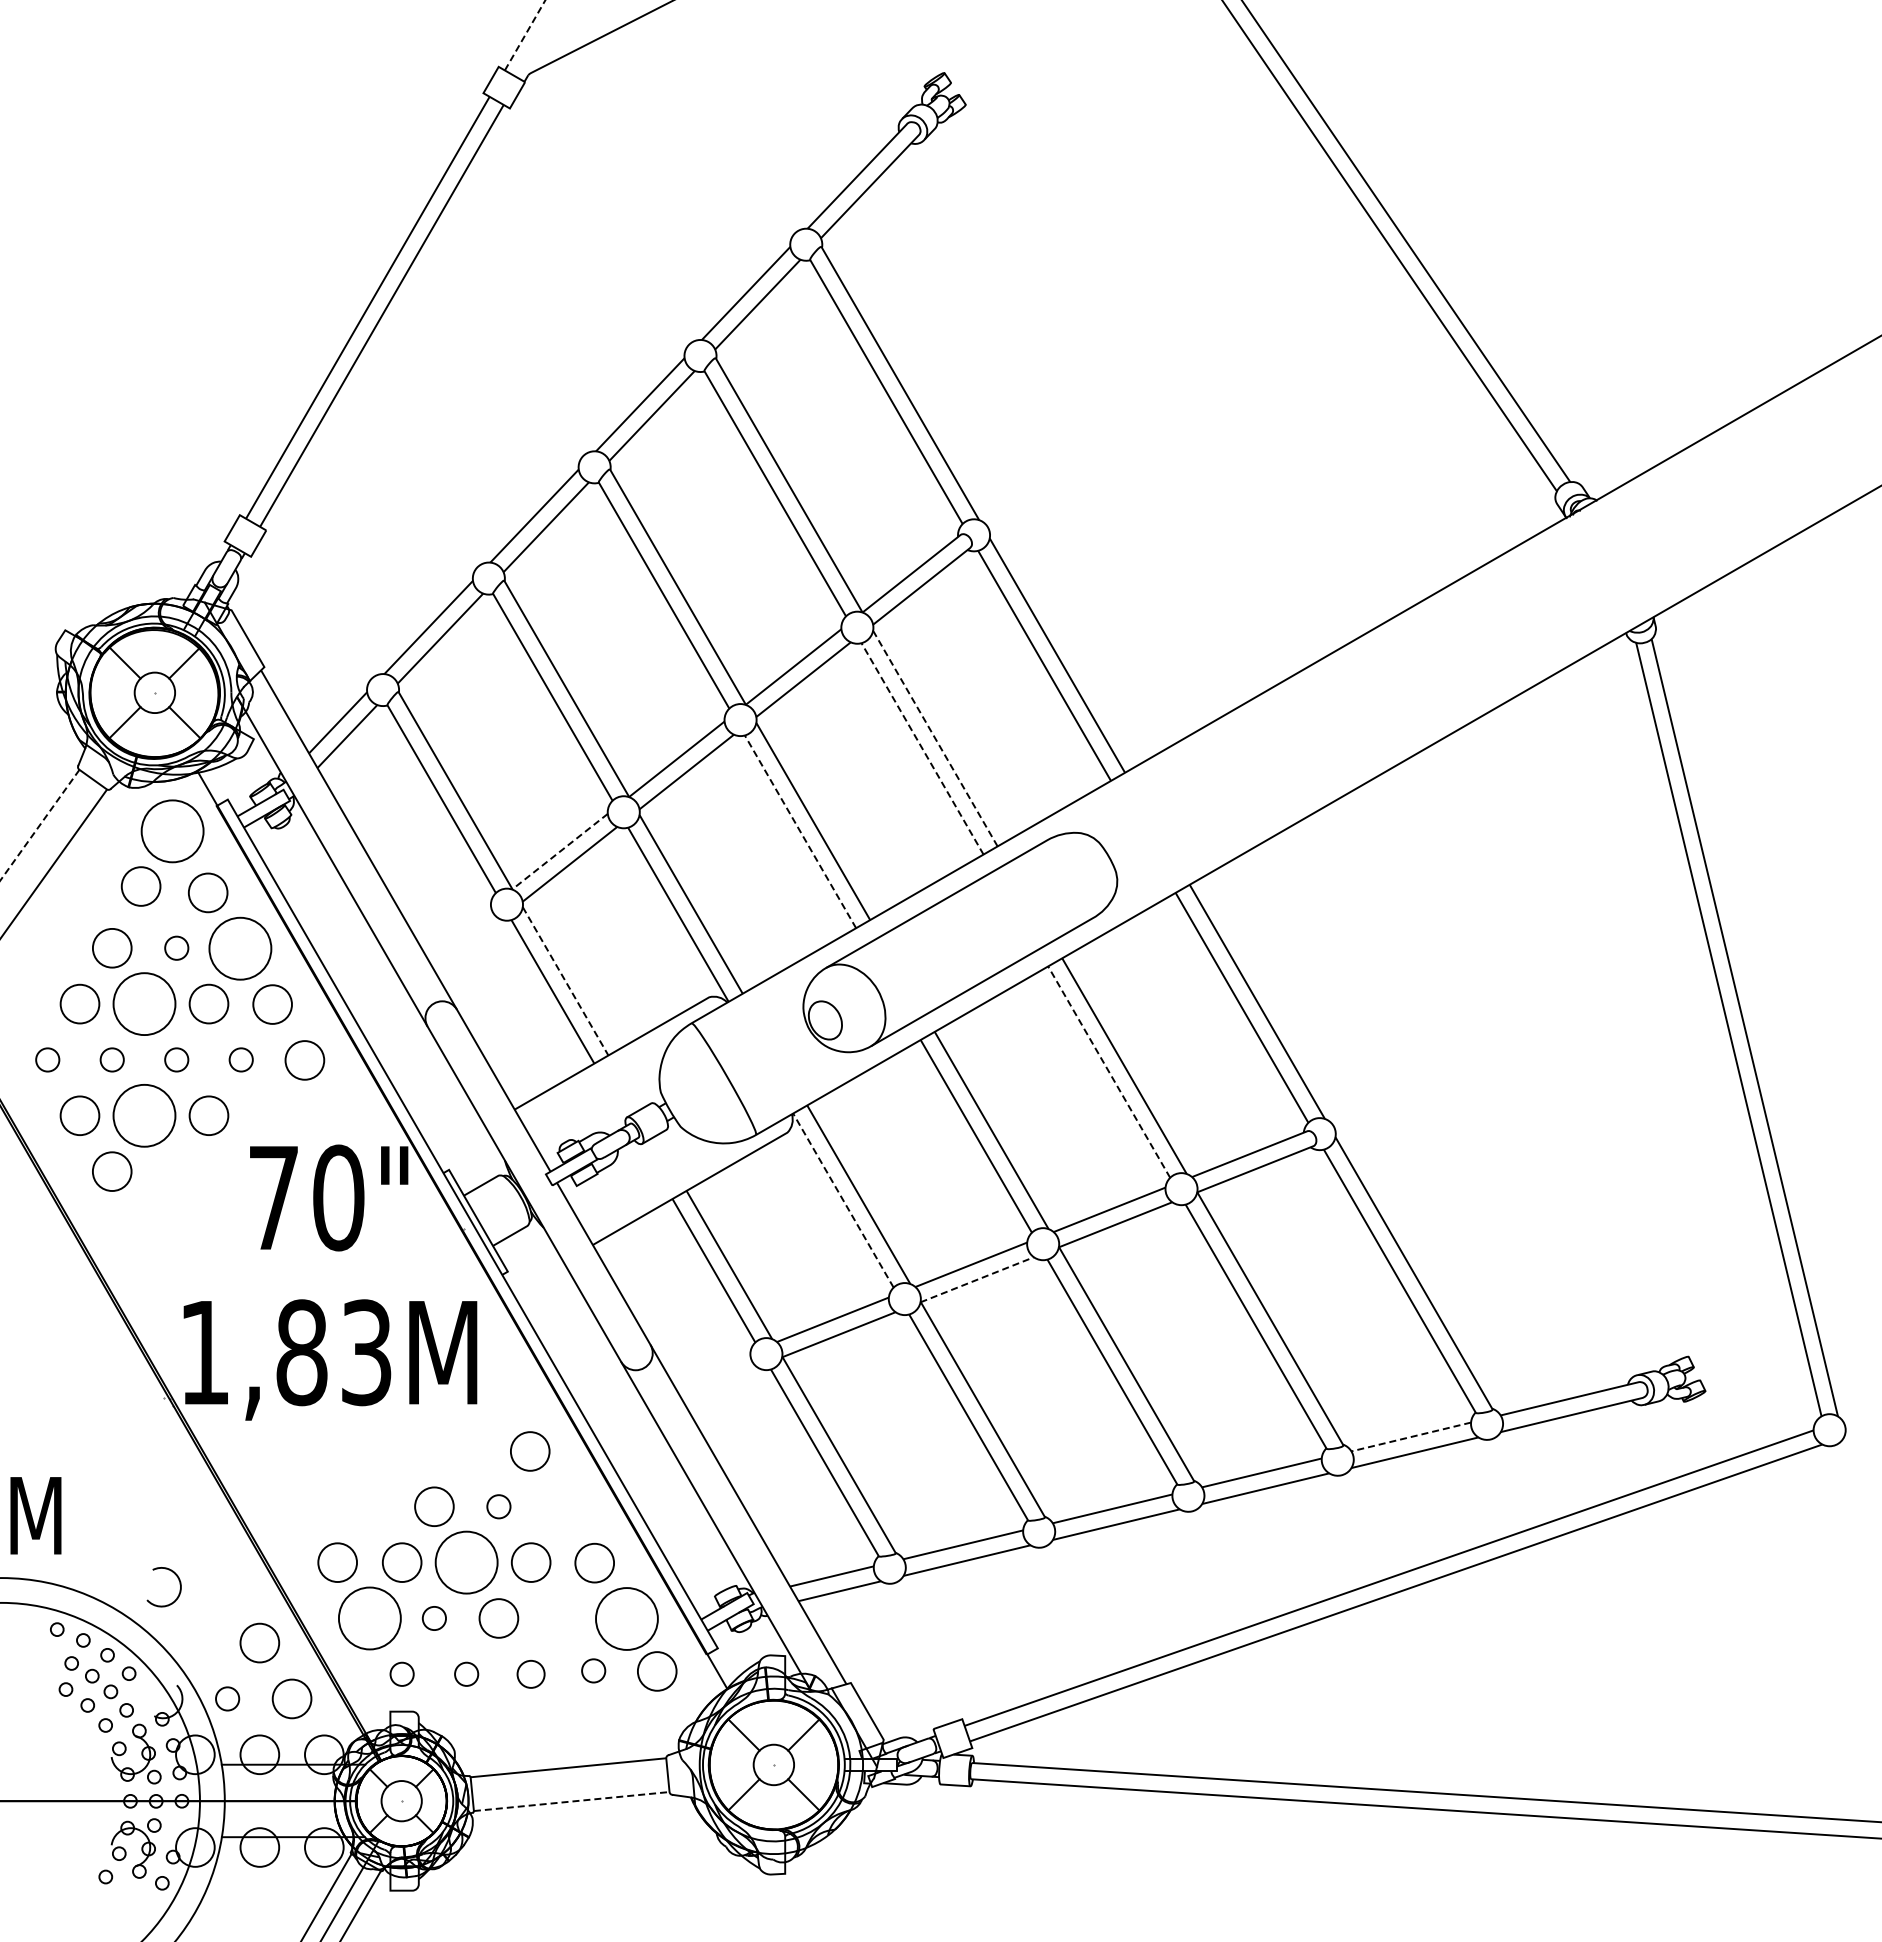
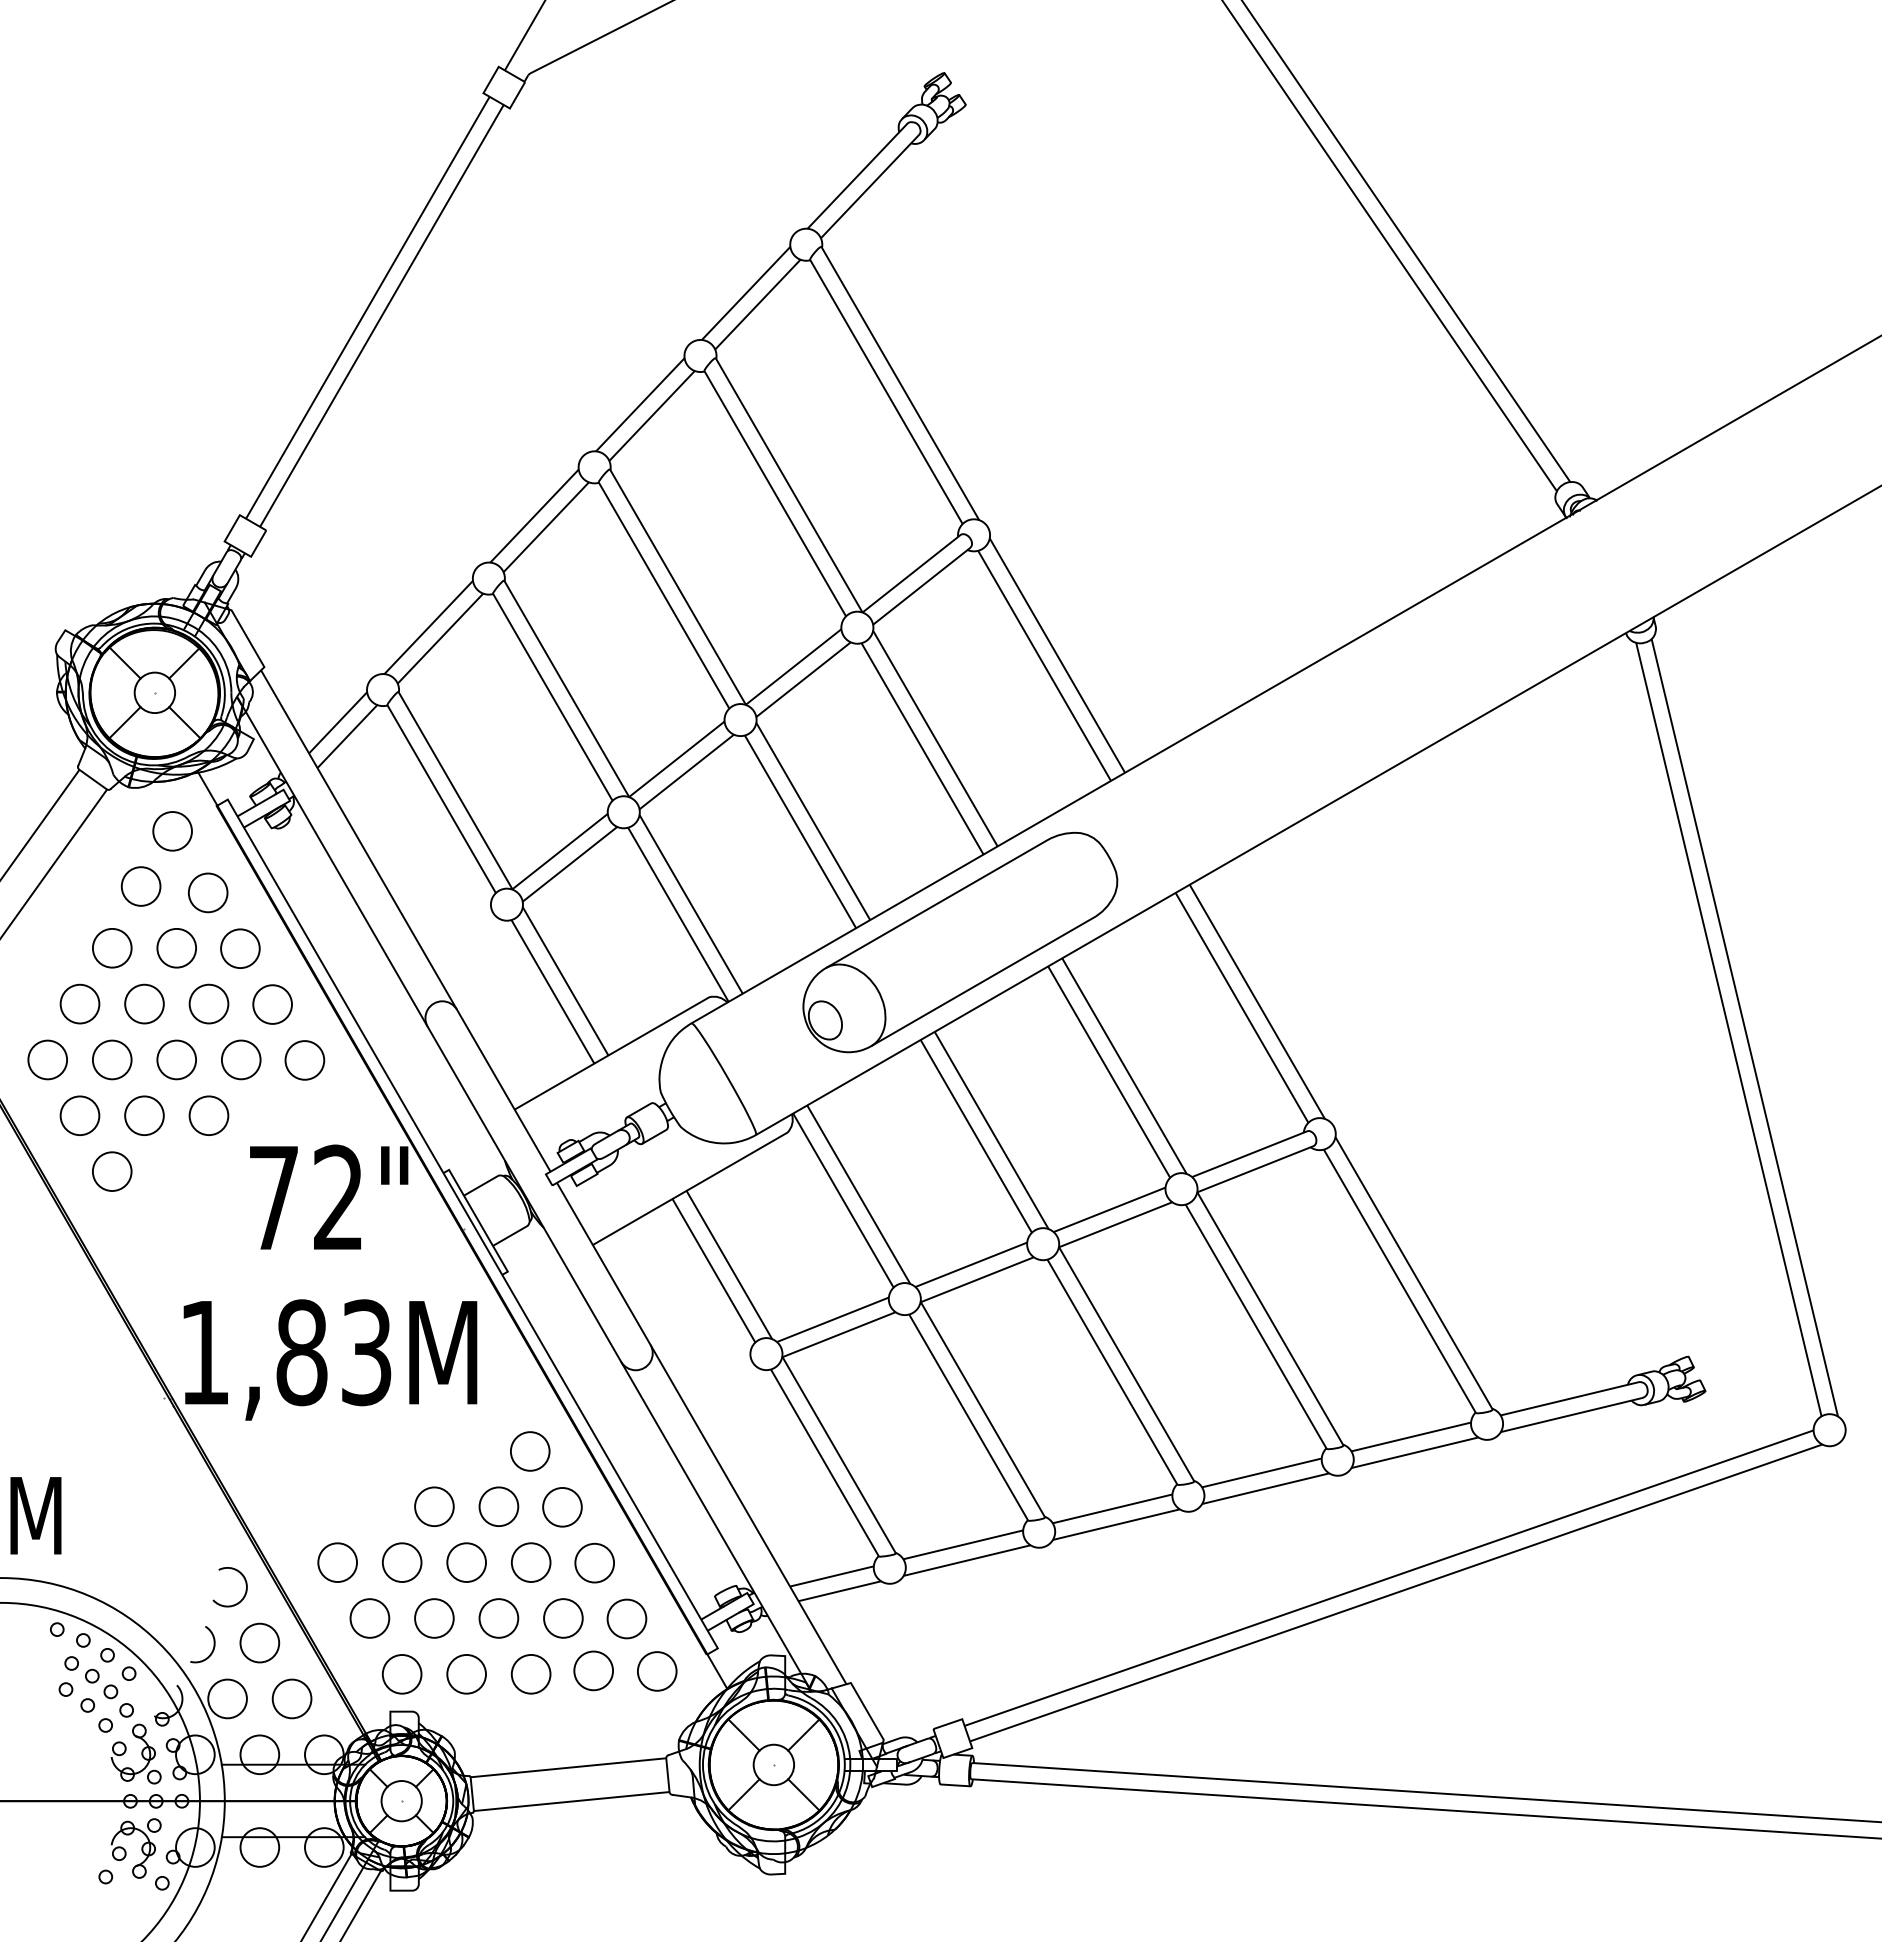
line: dashed -> solid (525, 35)
line: dashed -> solid (935, 738)
line: dashed -> solid (922, 748)
line: dashed -> solid (39, 825)
circle diameter: 62 px -> 39 px (172, 831)
line: dashed -> solid (800, 831)
line: dashed -> solid (560, 851)
circle diameter: 23 px -> 39 px (176, 947)
circle diameter: 62 px -> 39 px (240, 948)
line: dashed -> solid (565, 981)
circle diameter: 62 px -> 39 px (144, 1003)
circle diameter: 23 px -> 39 px (47, 1059)
circle diameter: 23 px -> 39 px (111, 1059)
circle diameter: 23 px -> 39 px (176, 1059)
circle diameter: 23 px -> 39 px (240, 1059)
line: dashed -> solid (1108, 1071)
circle diameter: 62 px -> 39 px (144, 1115)
text: 70" -> 72" (338, 1197)
line: dashed -> solid (843, 1200)
line: dashed -> solid (977, 1279)
line: dashed -> solid (1411, 1436)
circle diameter: 23 px -> 39 px (498, 1506)
circle: none -> present (562, 1507)
circle diameter: 62 px -> 39 px (466, 1562)
arc position: (179, 1589) -> (245, 1589) (245, 1589)
circle diameter: 62 px -> 39 px (369, 1618)
circle diameter: 23 px -> 39 px (434, 1618)
circle: none -> present (563, 1618)
circle diameter: 62 px -> 39 px (626, 1618)
arc: none -> present (213, 1644)
circle diameter: 23 px -> 39 px (593, 1670)
circle diameter: 23 px -> 39 px (401, 1674)
circle diameter: 23 px -> 39 px (466, 1673)
circle size: 30x29 px -> 42x41 px (530, 1674)
circle diameter: 23 px -> 39 px (227, 1698)
line: dashed -> solid (572, 1801)
